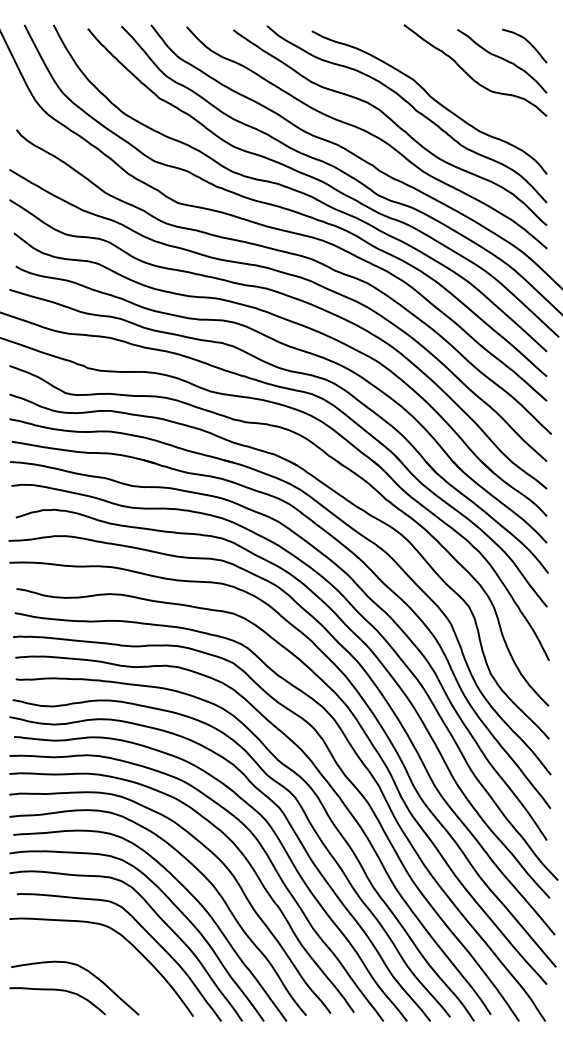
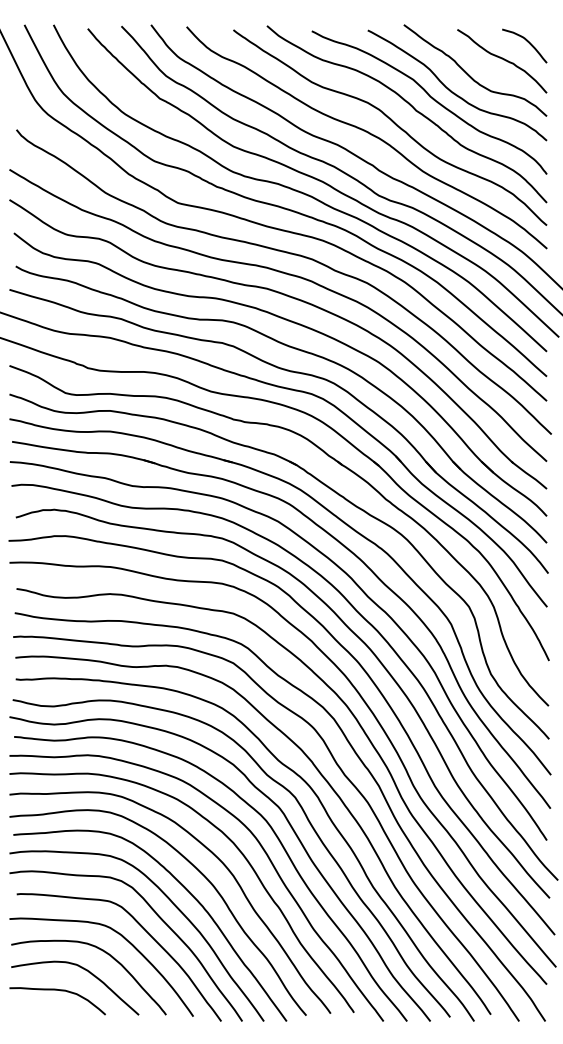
curve: none -> present (454, 92)
curve: none -> present (105, 953)
